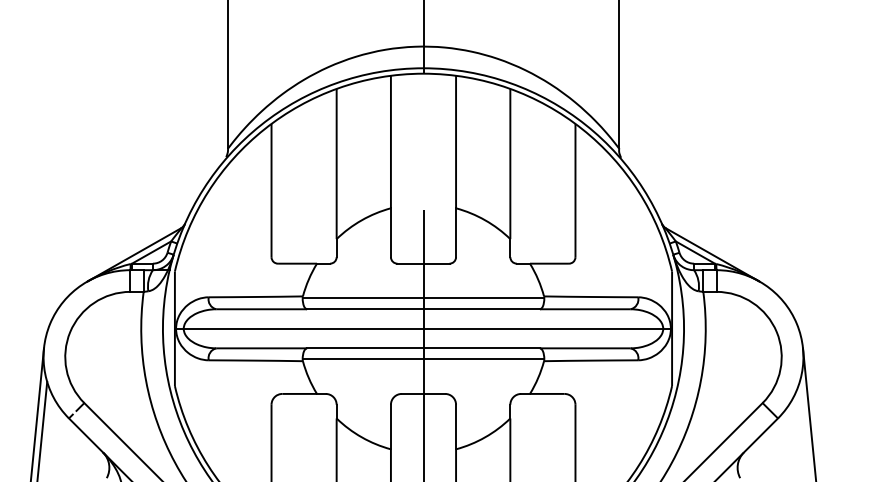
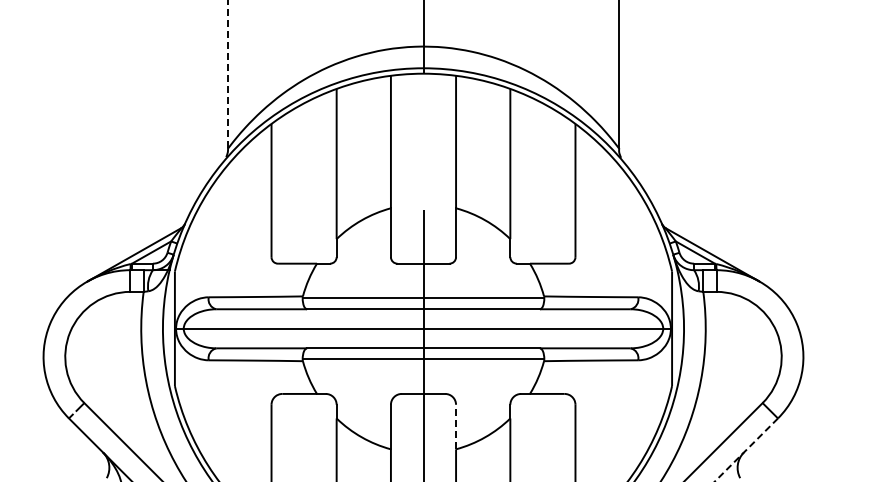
line: solid -> dashed (228, 74)
line: present -> none (37, 413)
line: present -> none (809, 413)
line: solid -> dashed (456, 426)
line: present -> none (42, 429)
line: solid -> dashed (746, 450)
